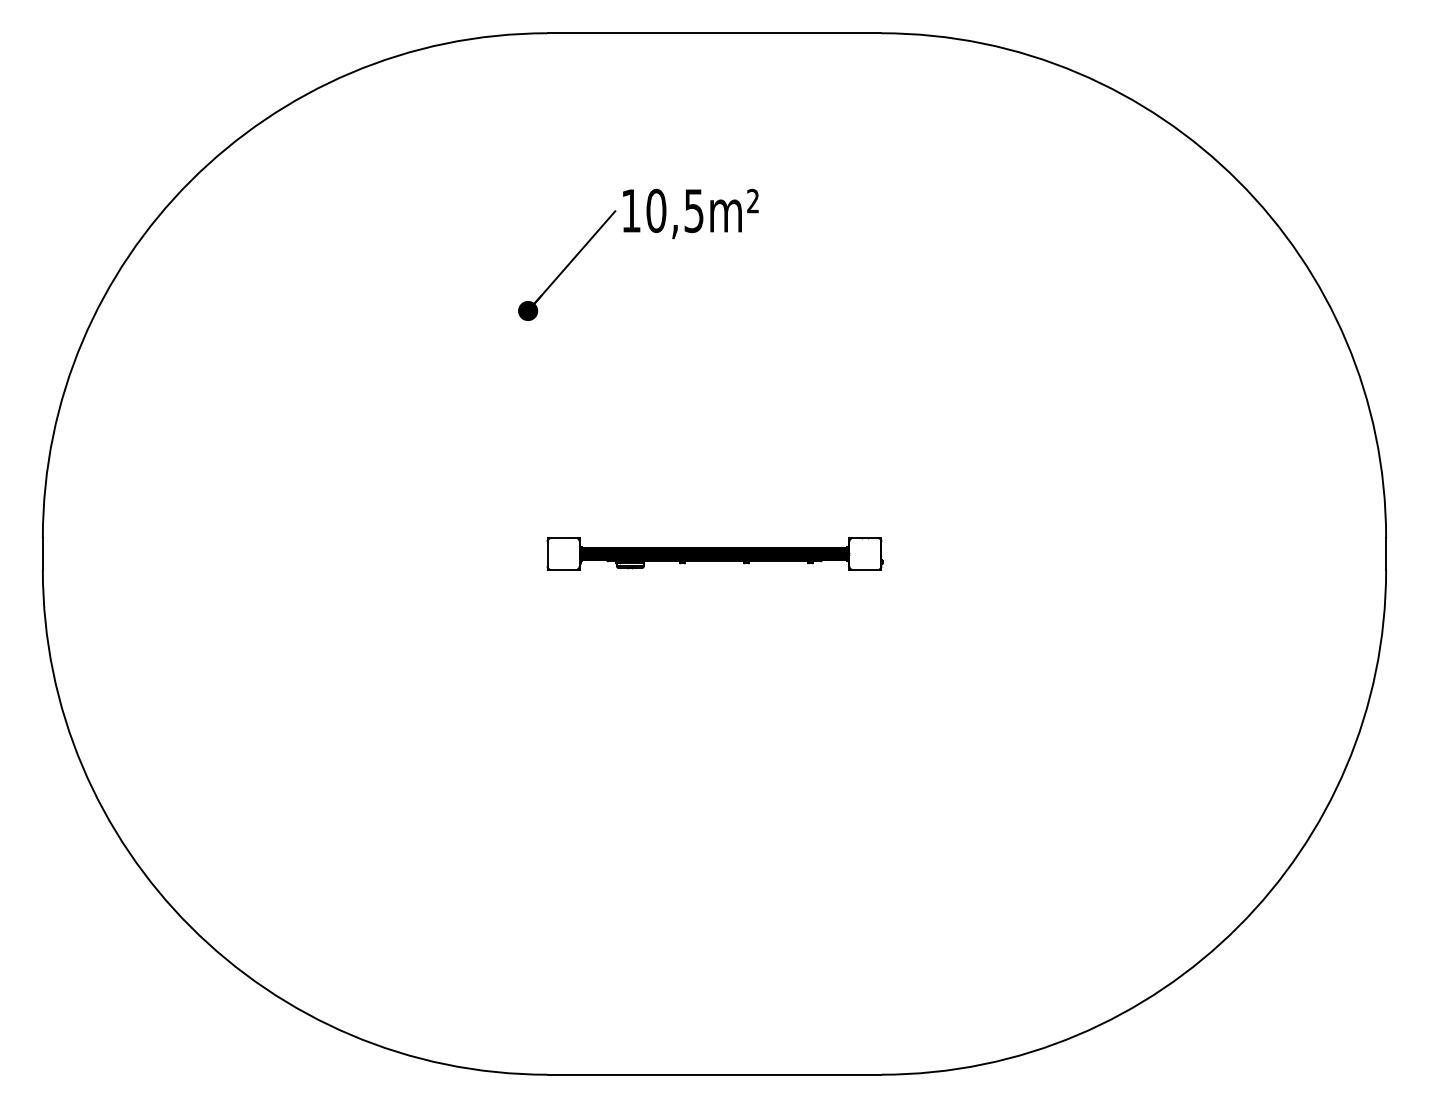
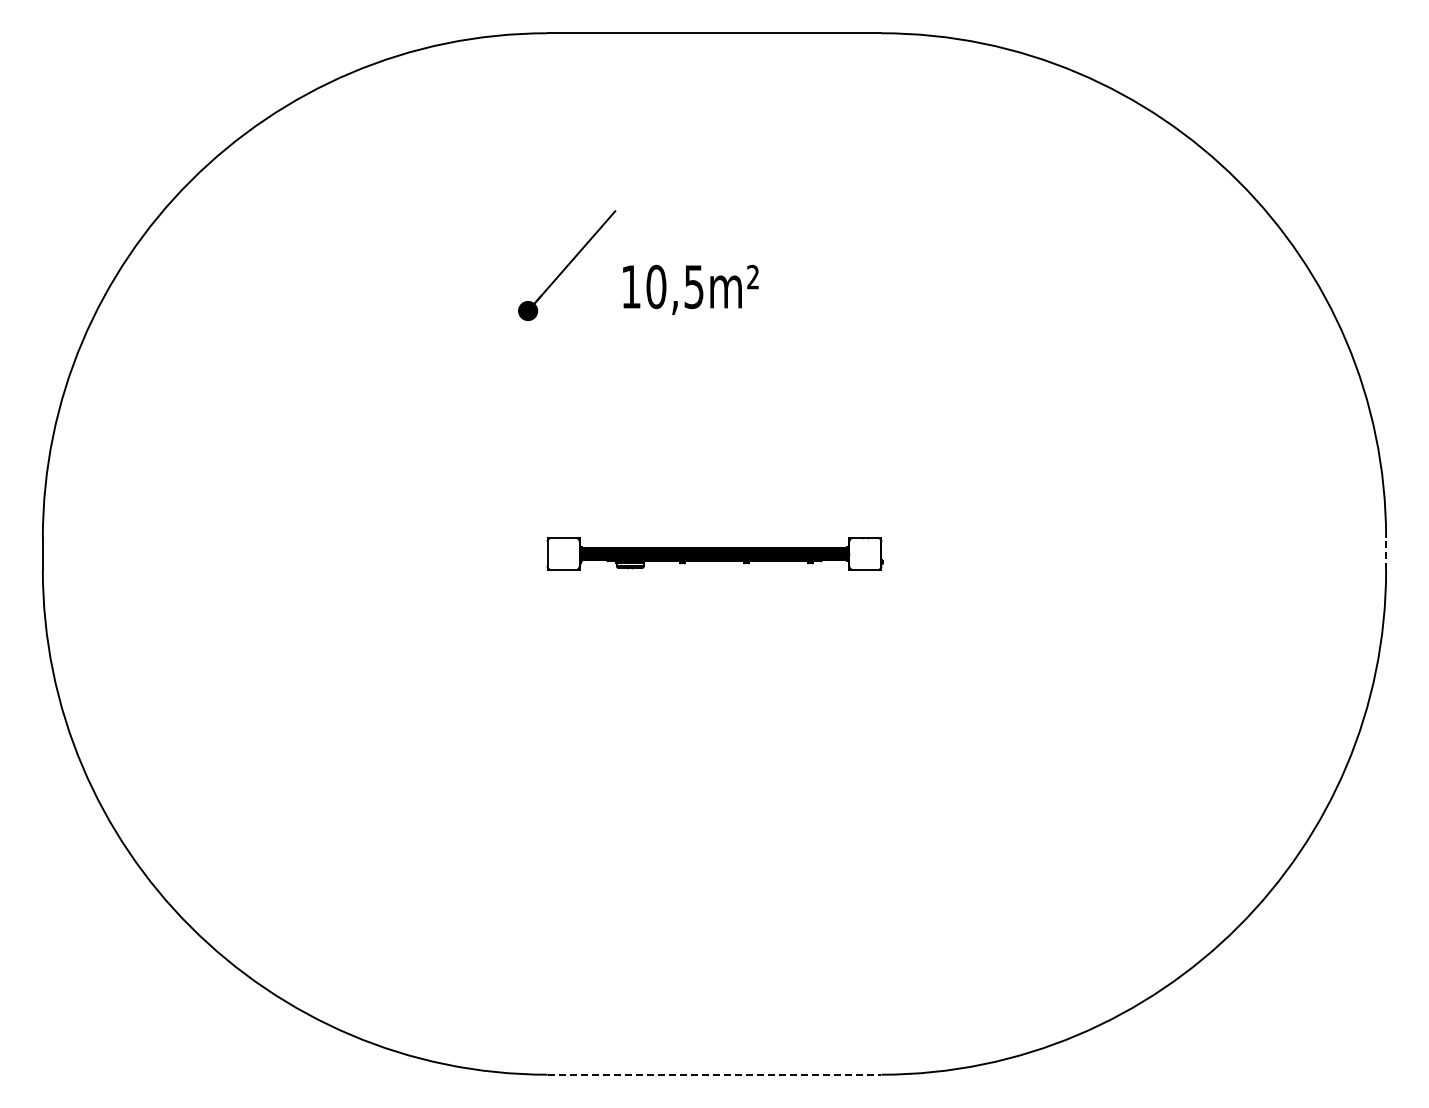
text position: (690, 213) -> (690, 289) (690, 289)
line: solid -> dashed (1386, 554)
line: solid -> dashed (714, 1074)
